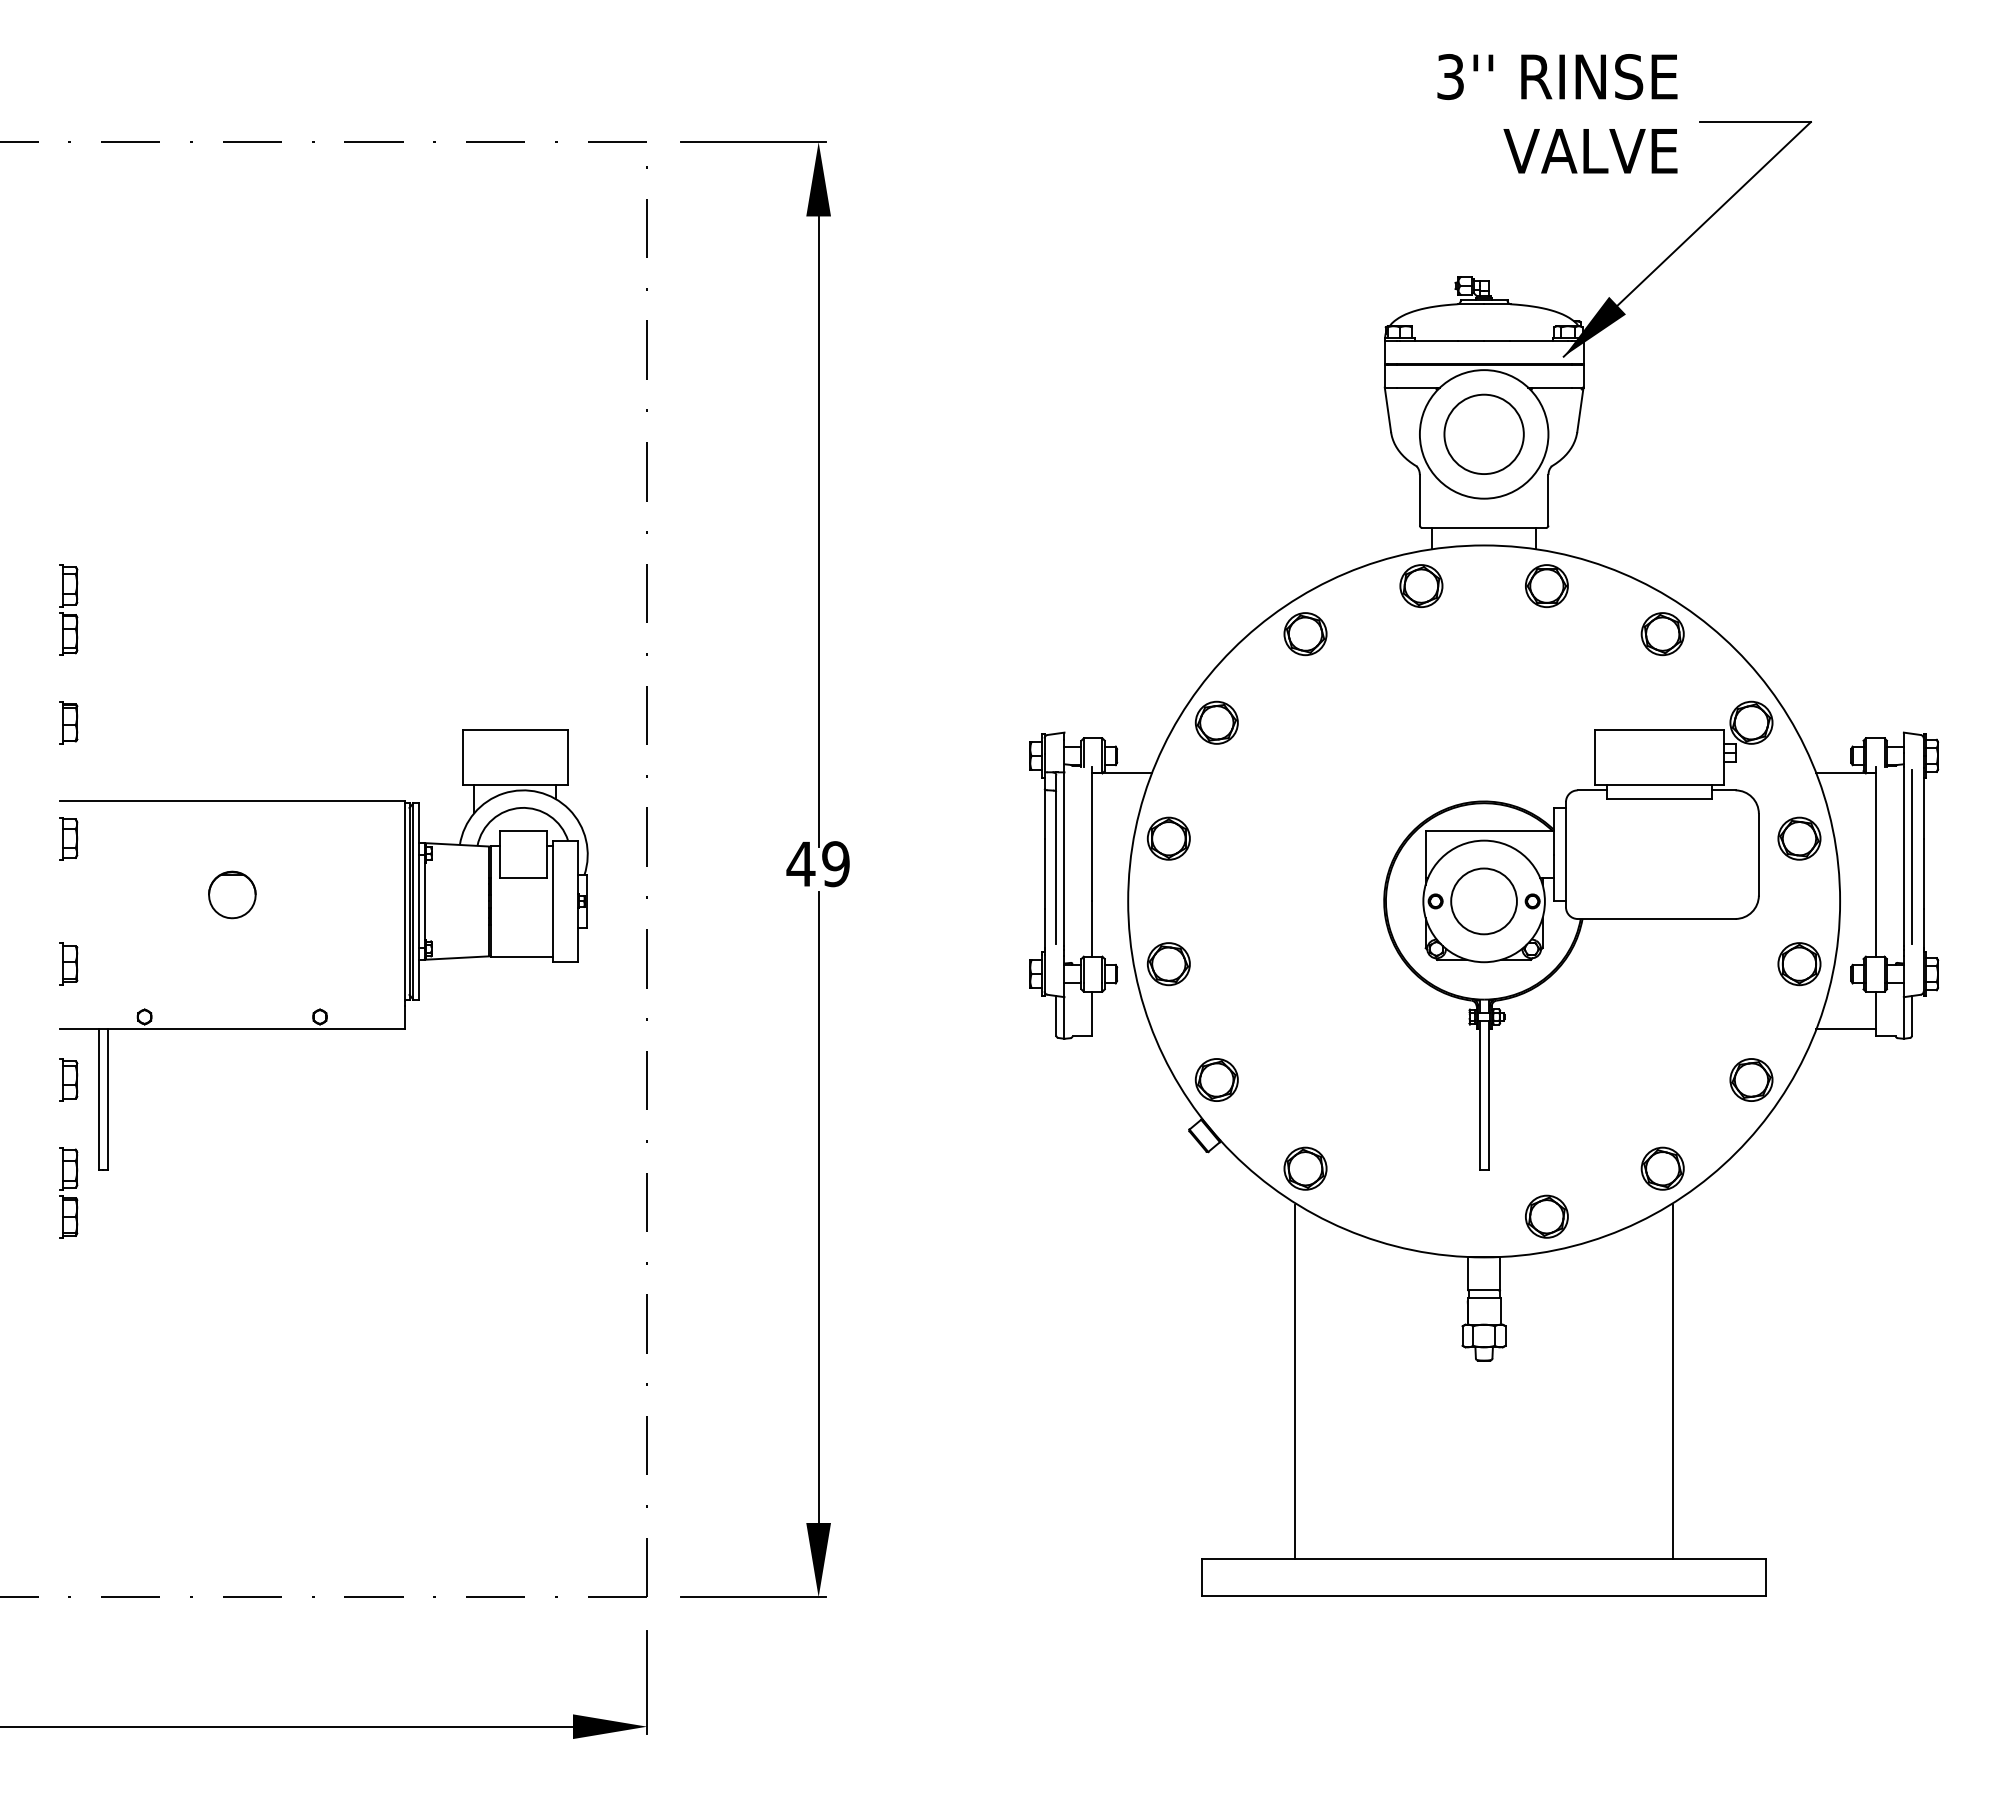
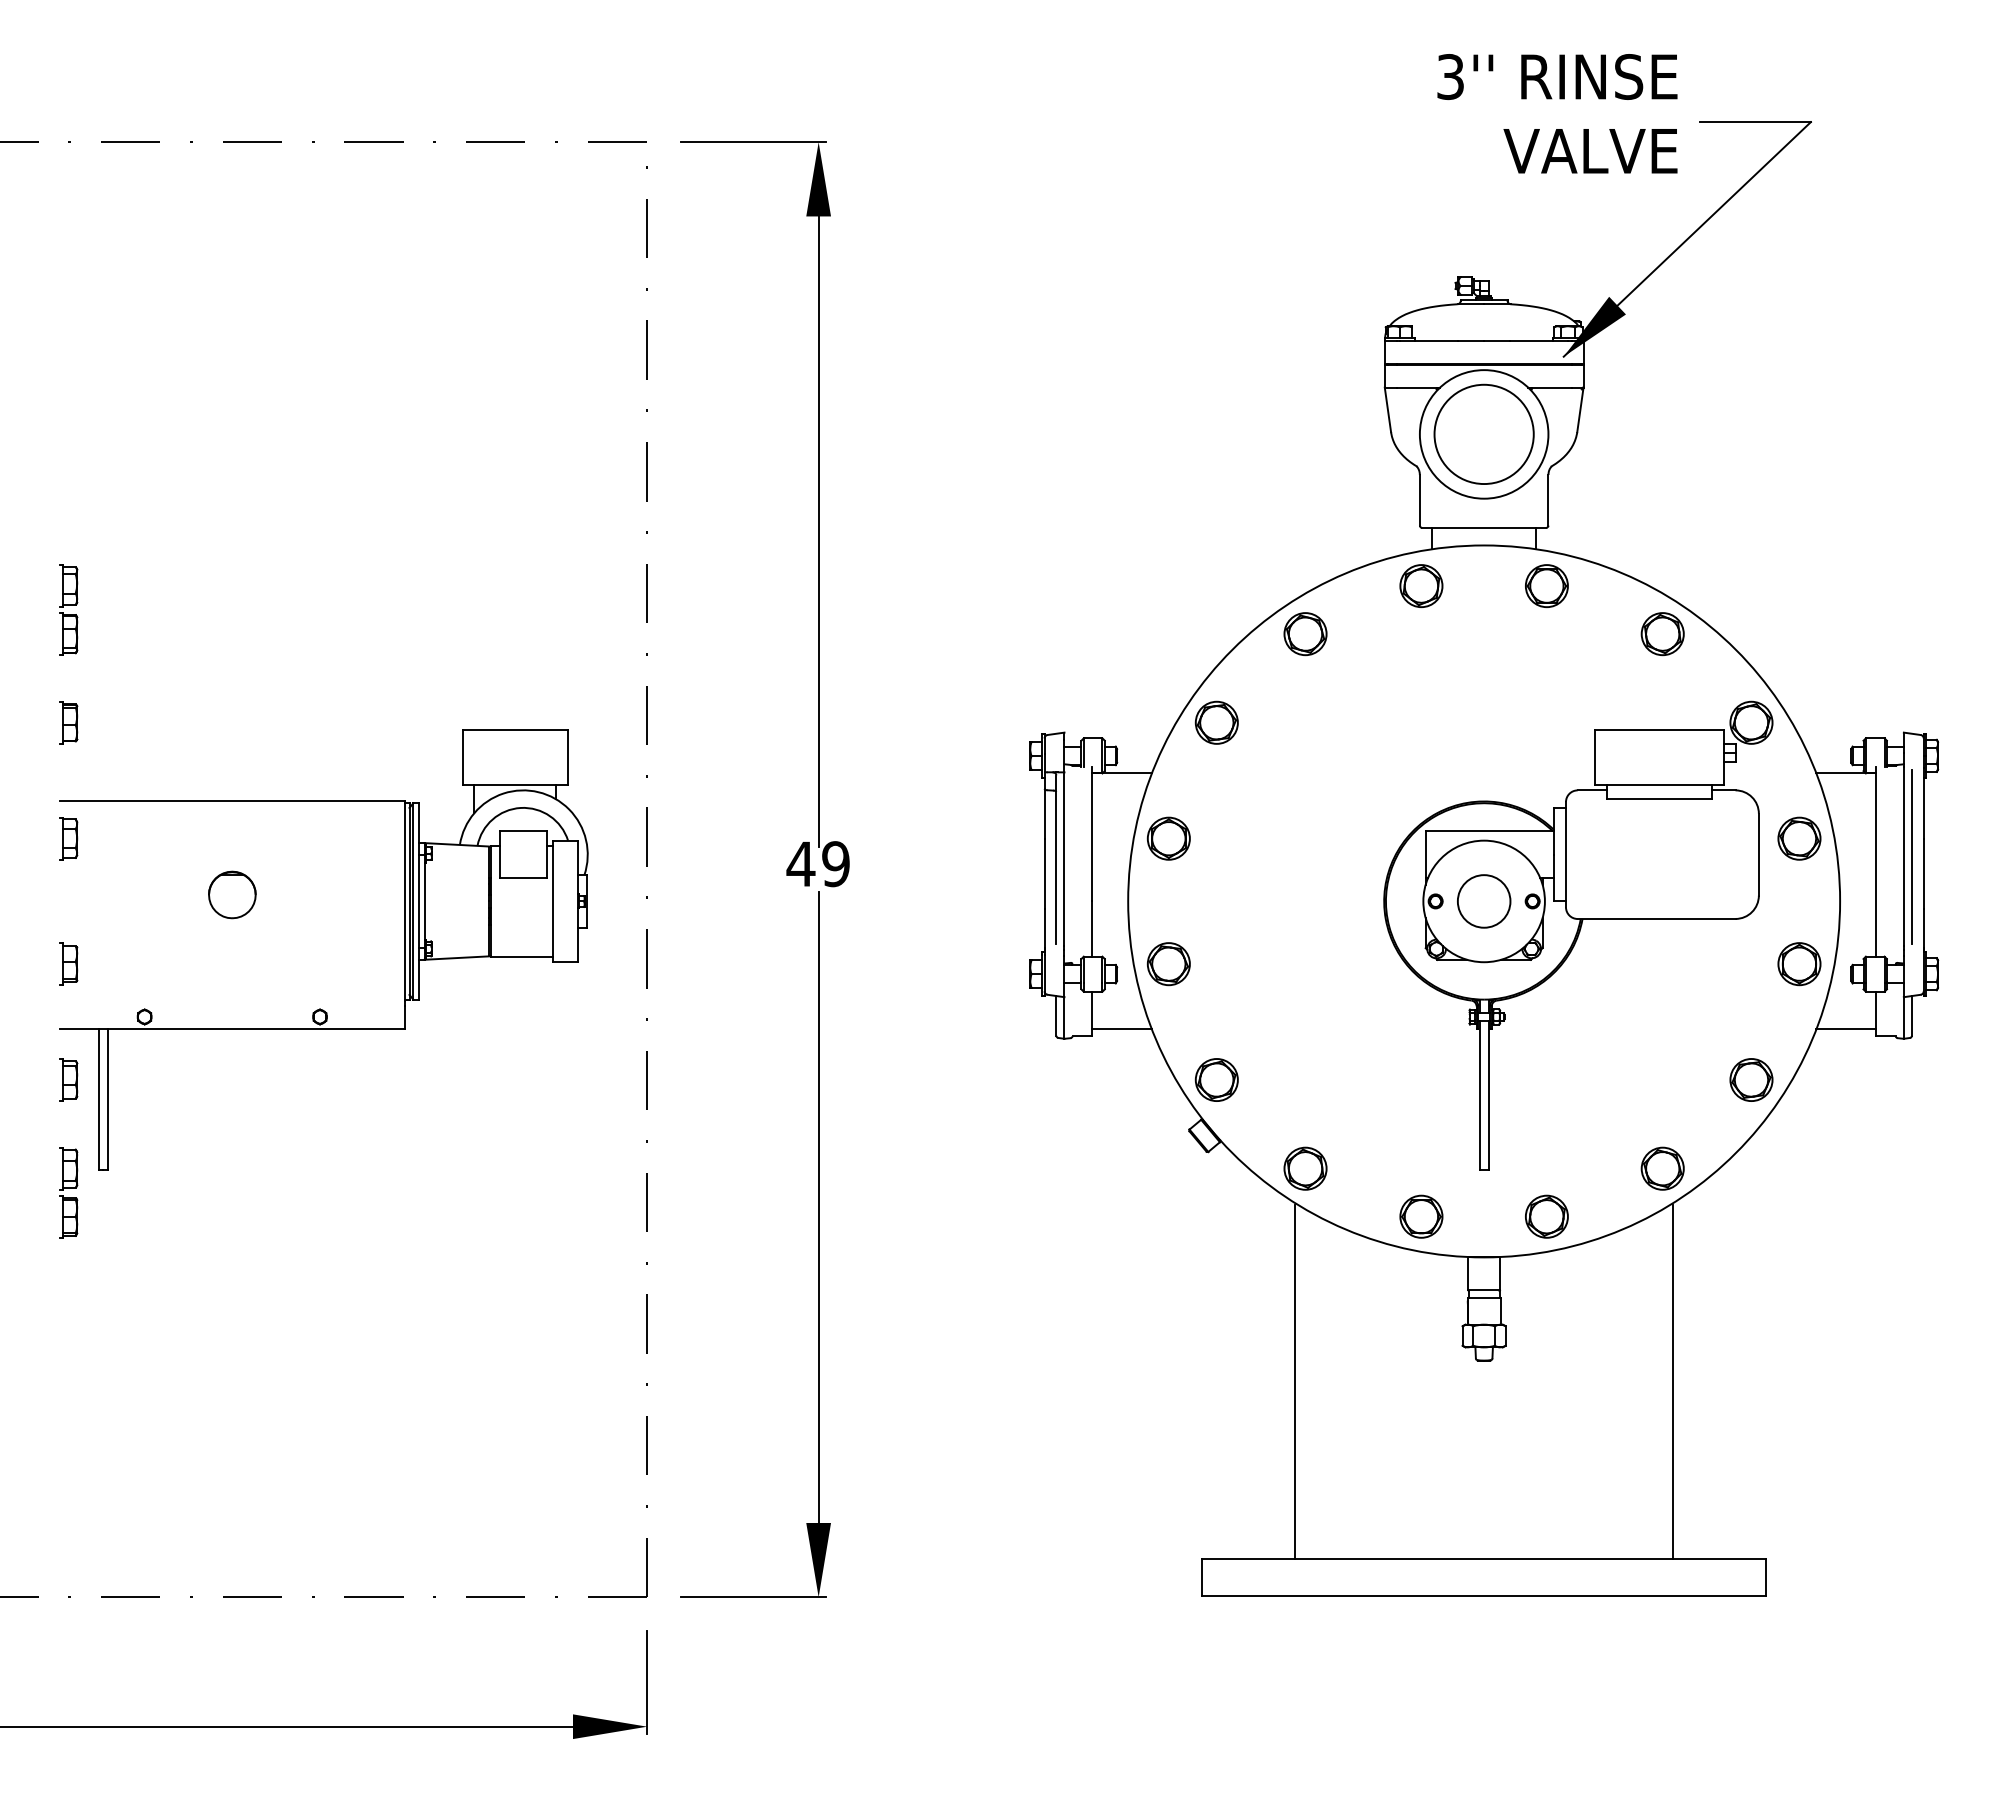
circle diameter: 79 px -> 99 px (1483, 434)
circle size: 68x69 px -> 55x55 px (1484, 901)
line: none -> present (1121, 1029)
part: none -> present (1421, 1216)
